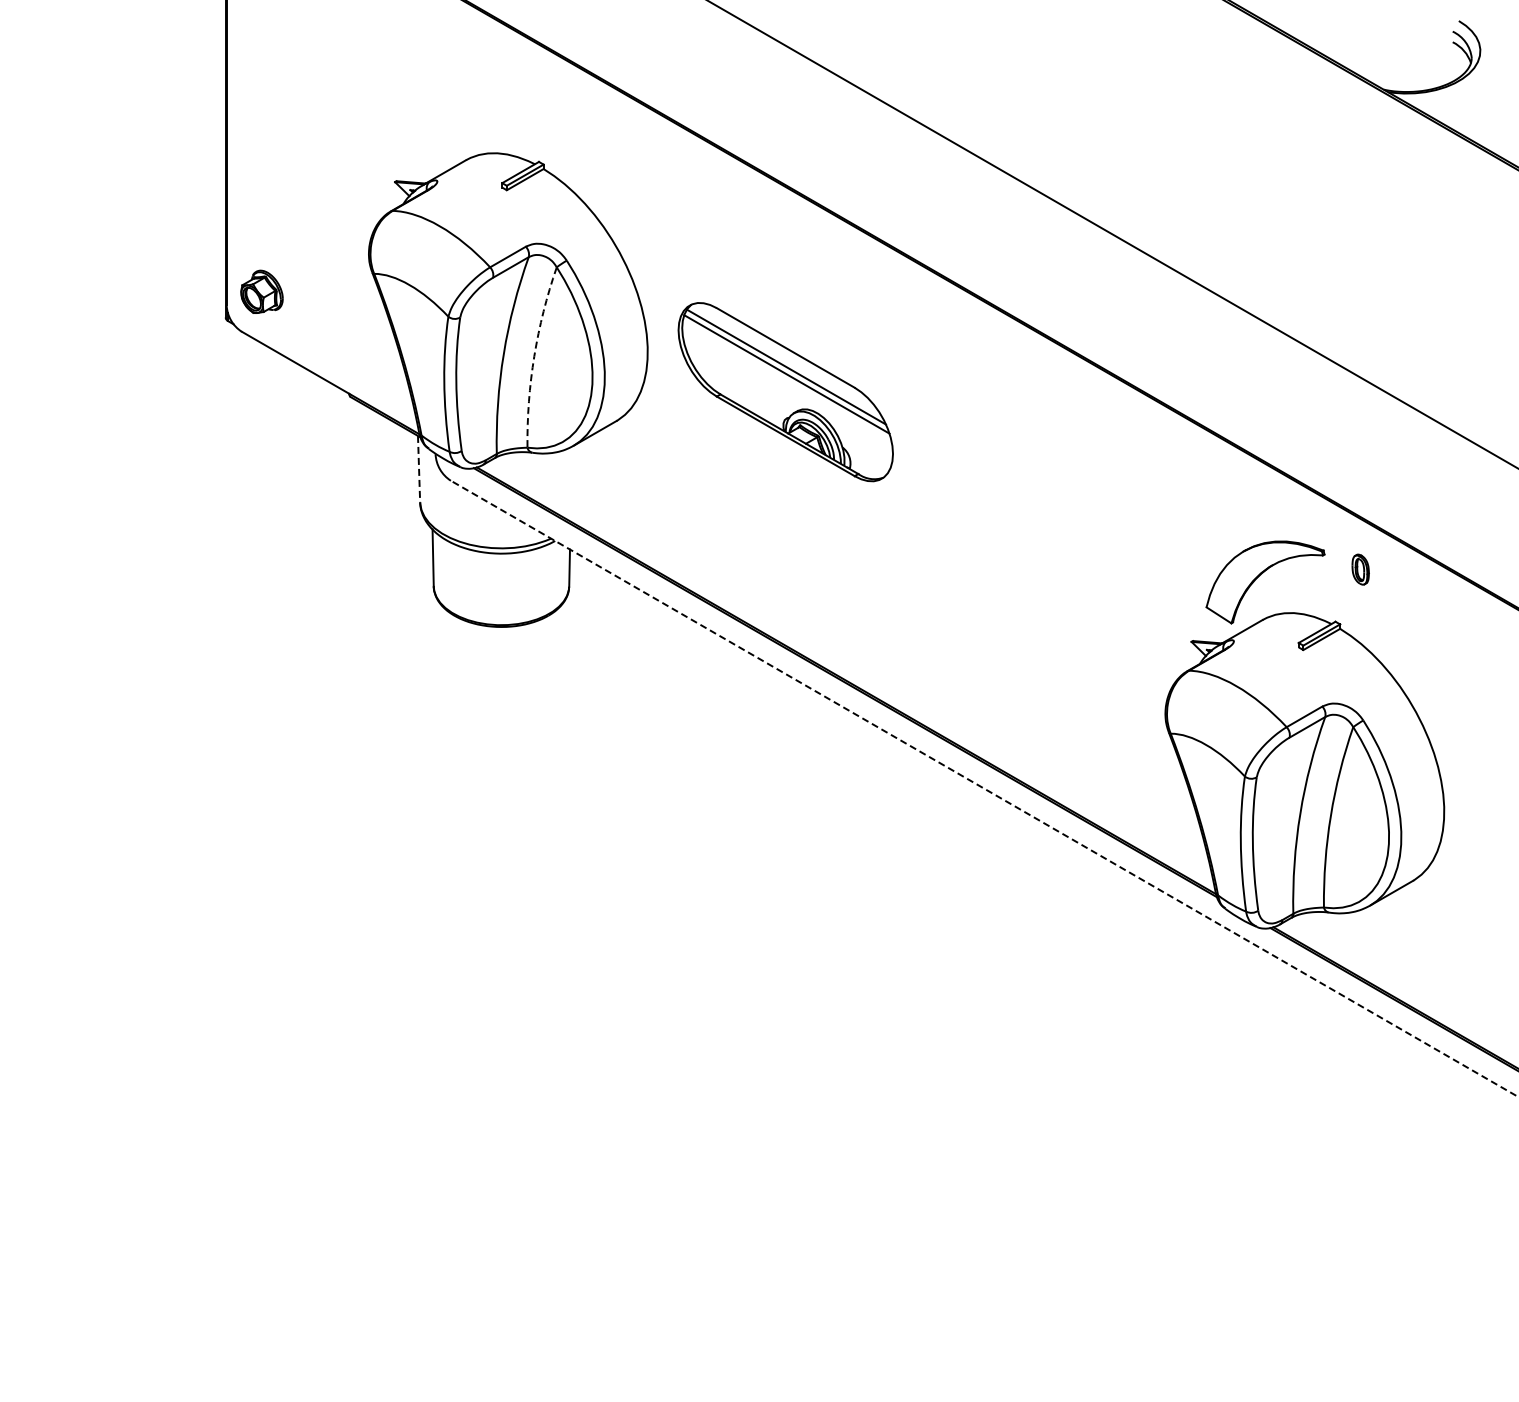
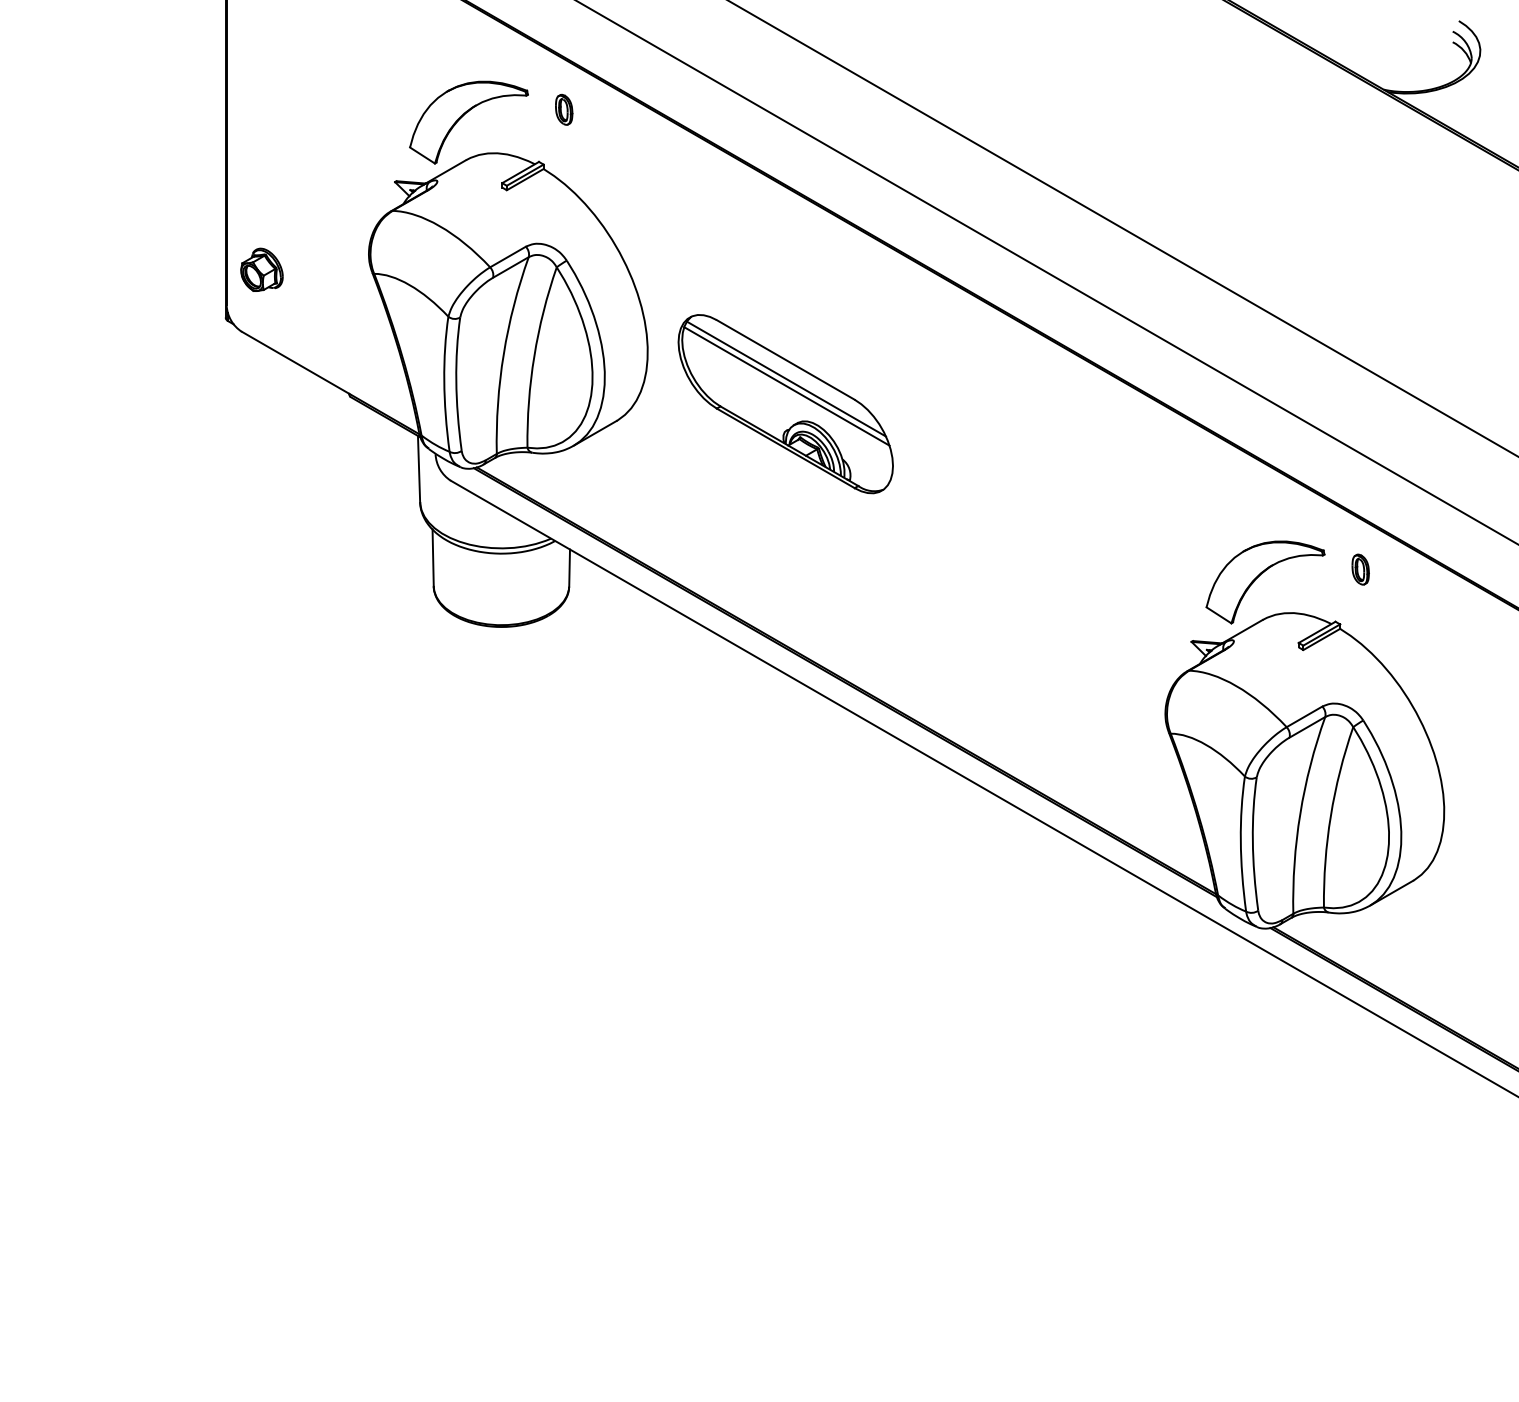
part: none -> present (564, 109)
part: none -> present (463, 116)
line position: (1112, 234) -> (1122, 228) (1122, 228)
line: none -> present (1047, 272)
part position: (261, 291) -> (261, 269) (261, 269)
arc: dashed -> solid (534, 356)
part position: (785, 392) -> (785, 404) (785, 404)
line: dashed -> solid (419, 469)
line: dashed -> solid (984, 788)
